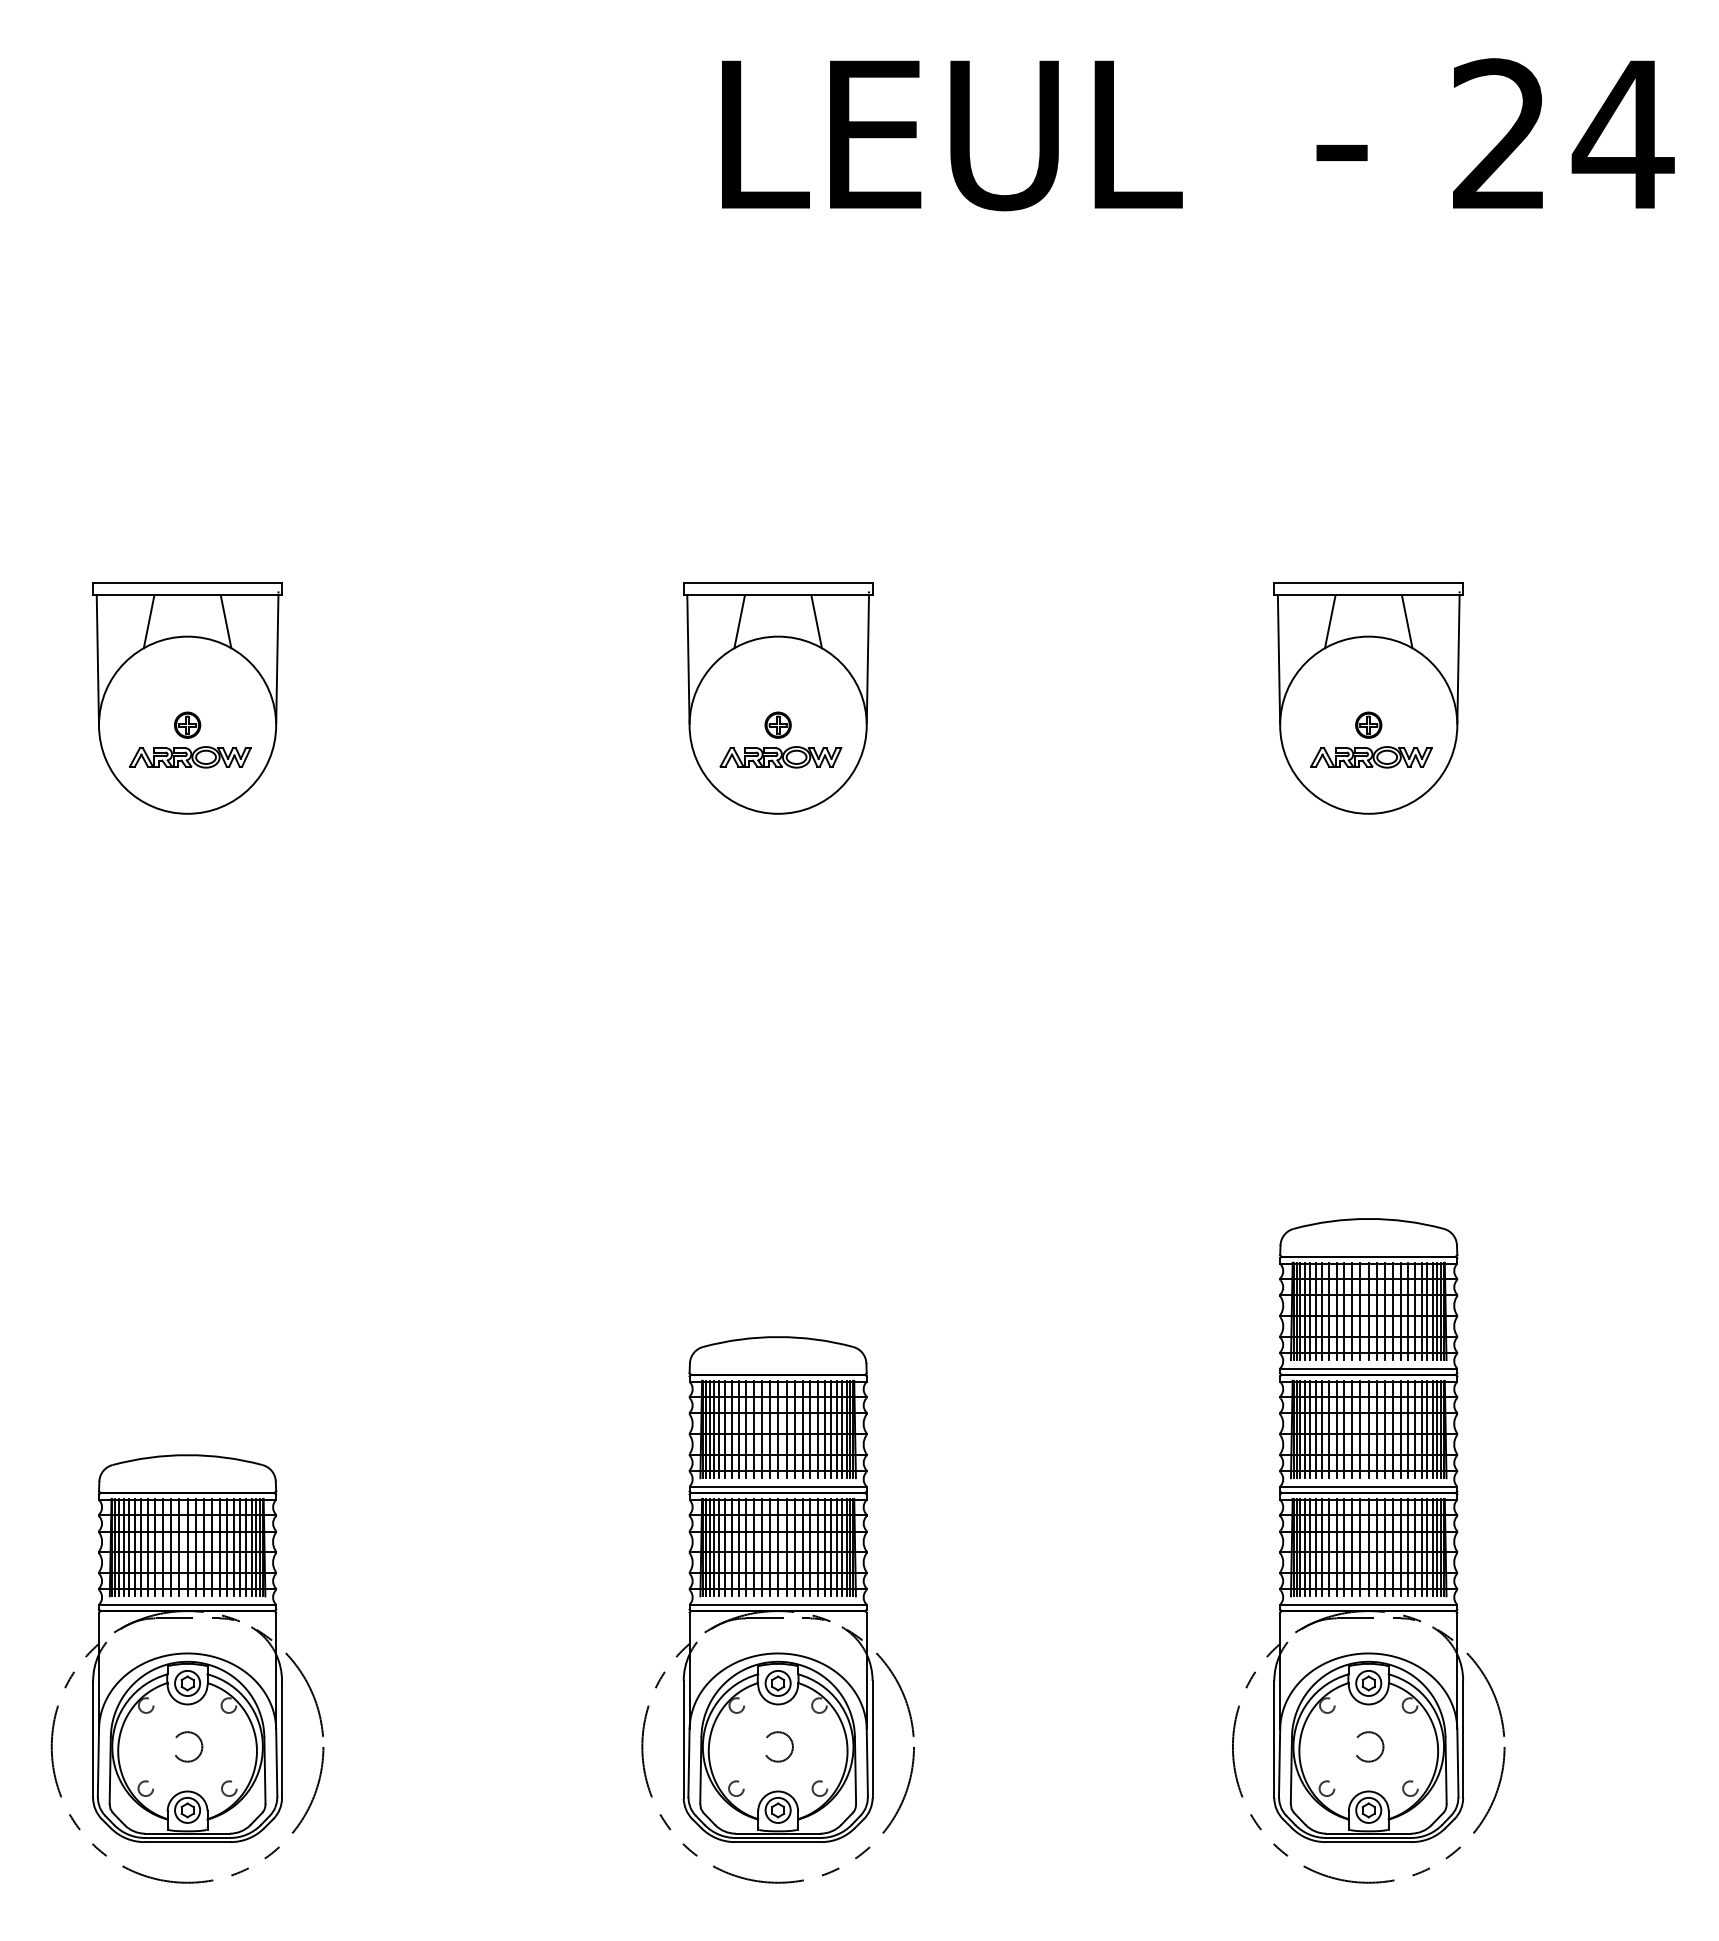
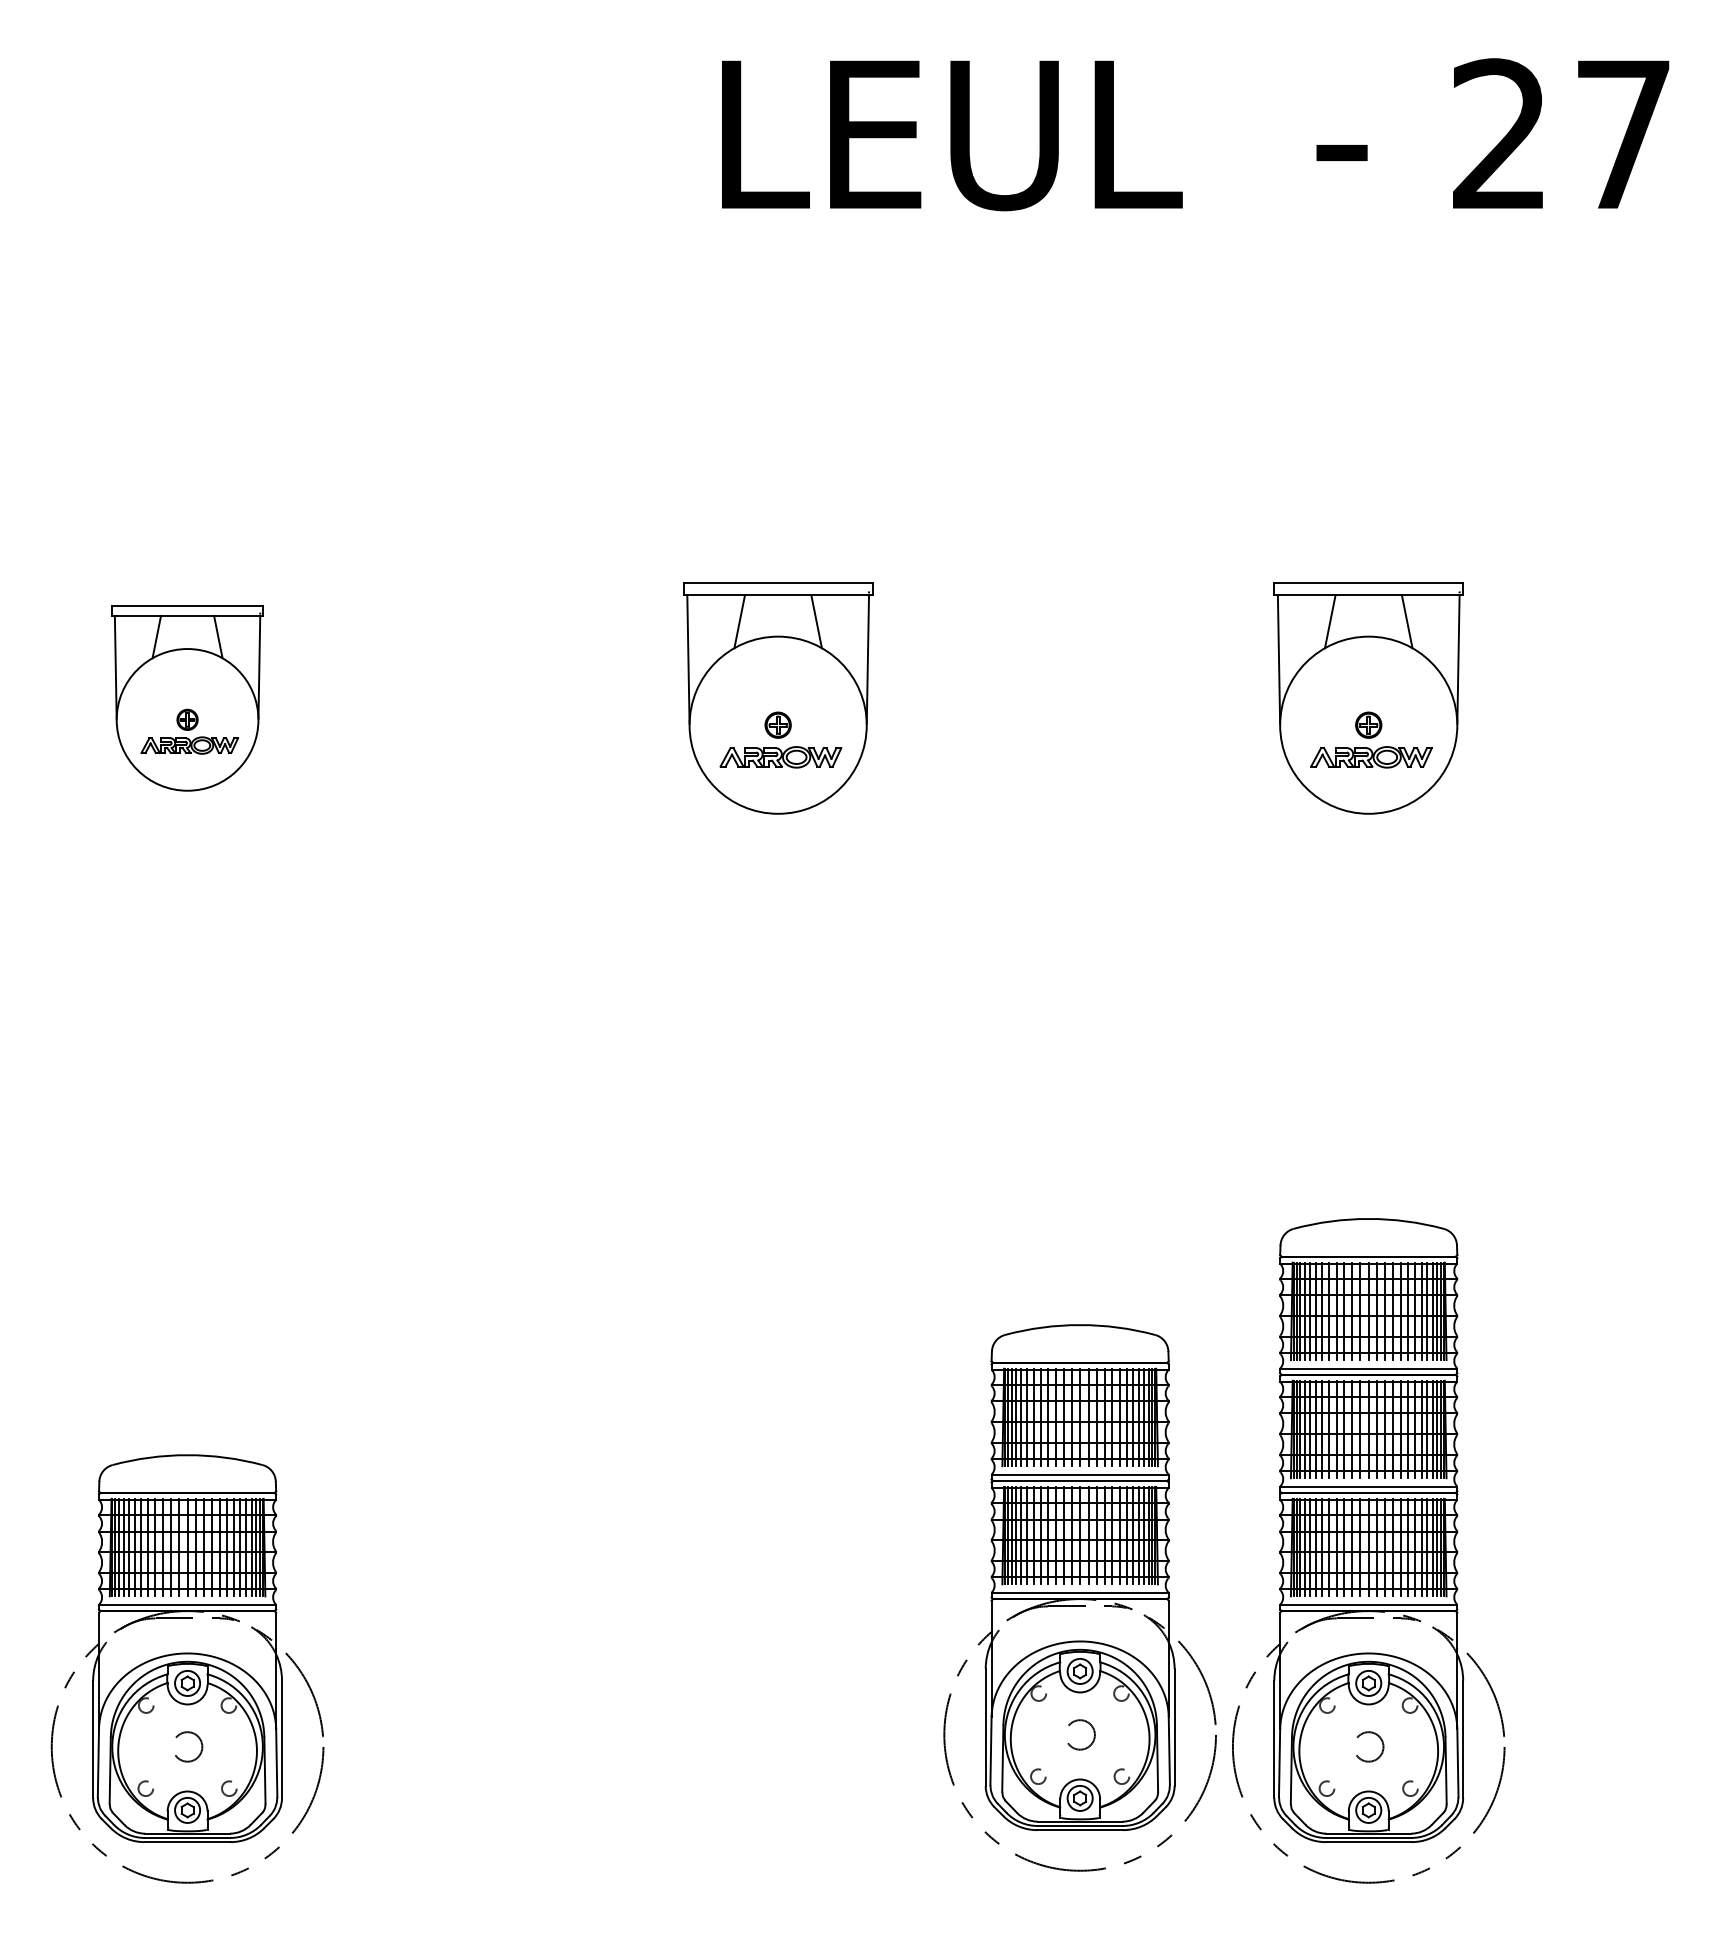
text: 24 -> 27 (1622, 134)
part size: 191x233 px -> 153x187 px (187, 698)
part position: (777, 1609) -> (1079, 1597) (1079, 1597)
